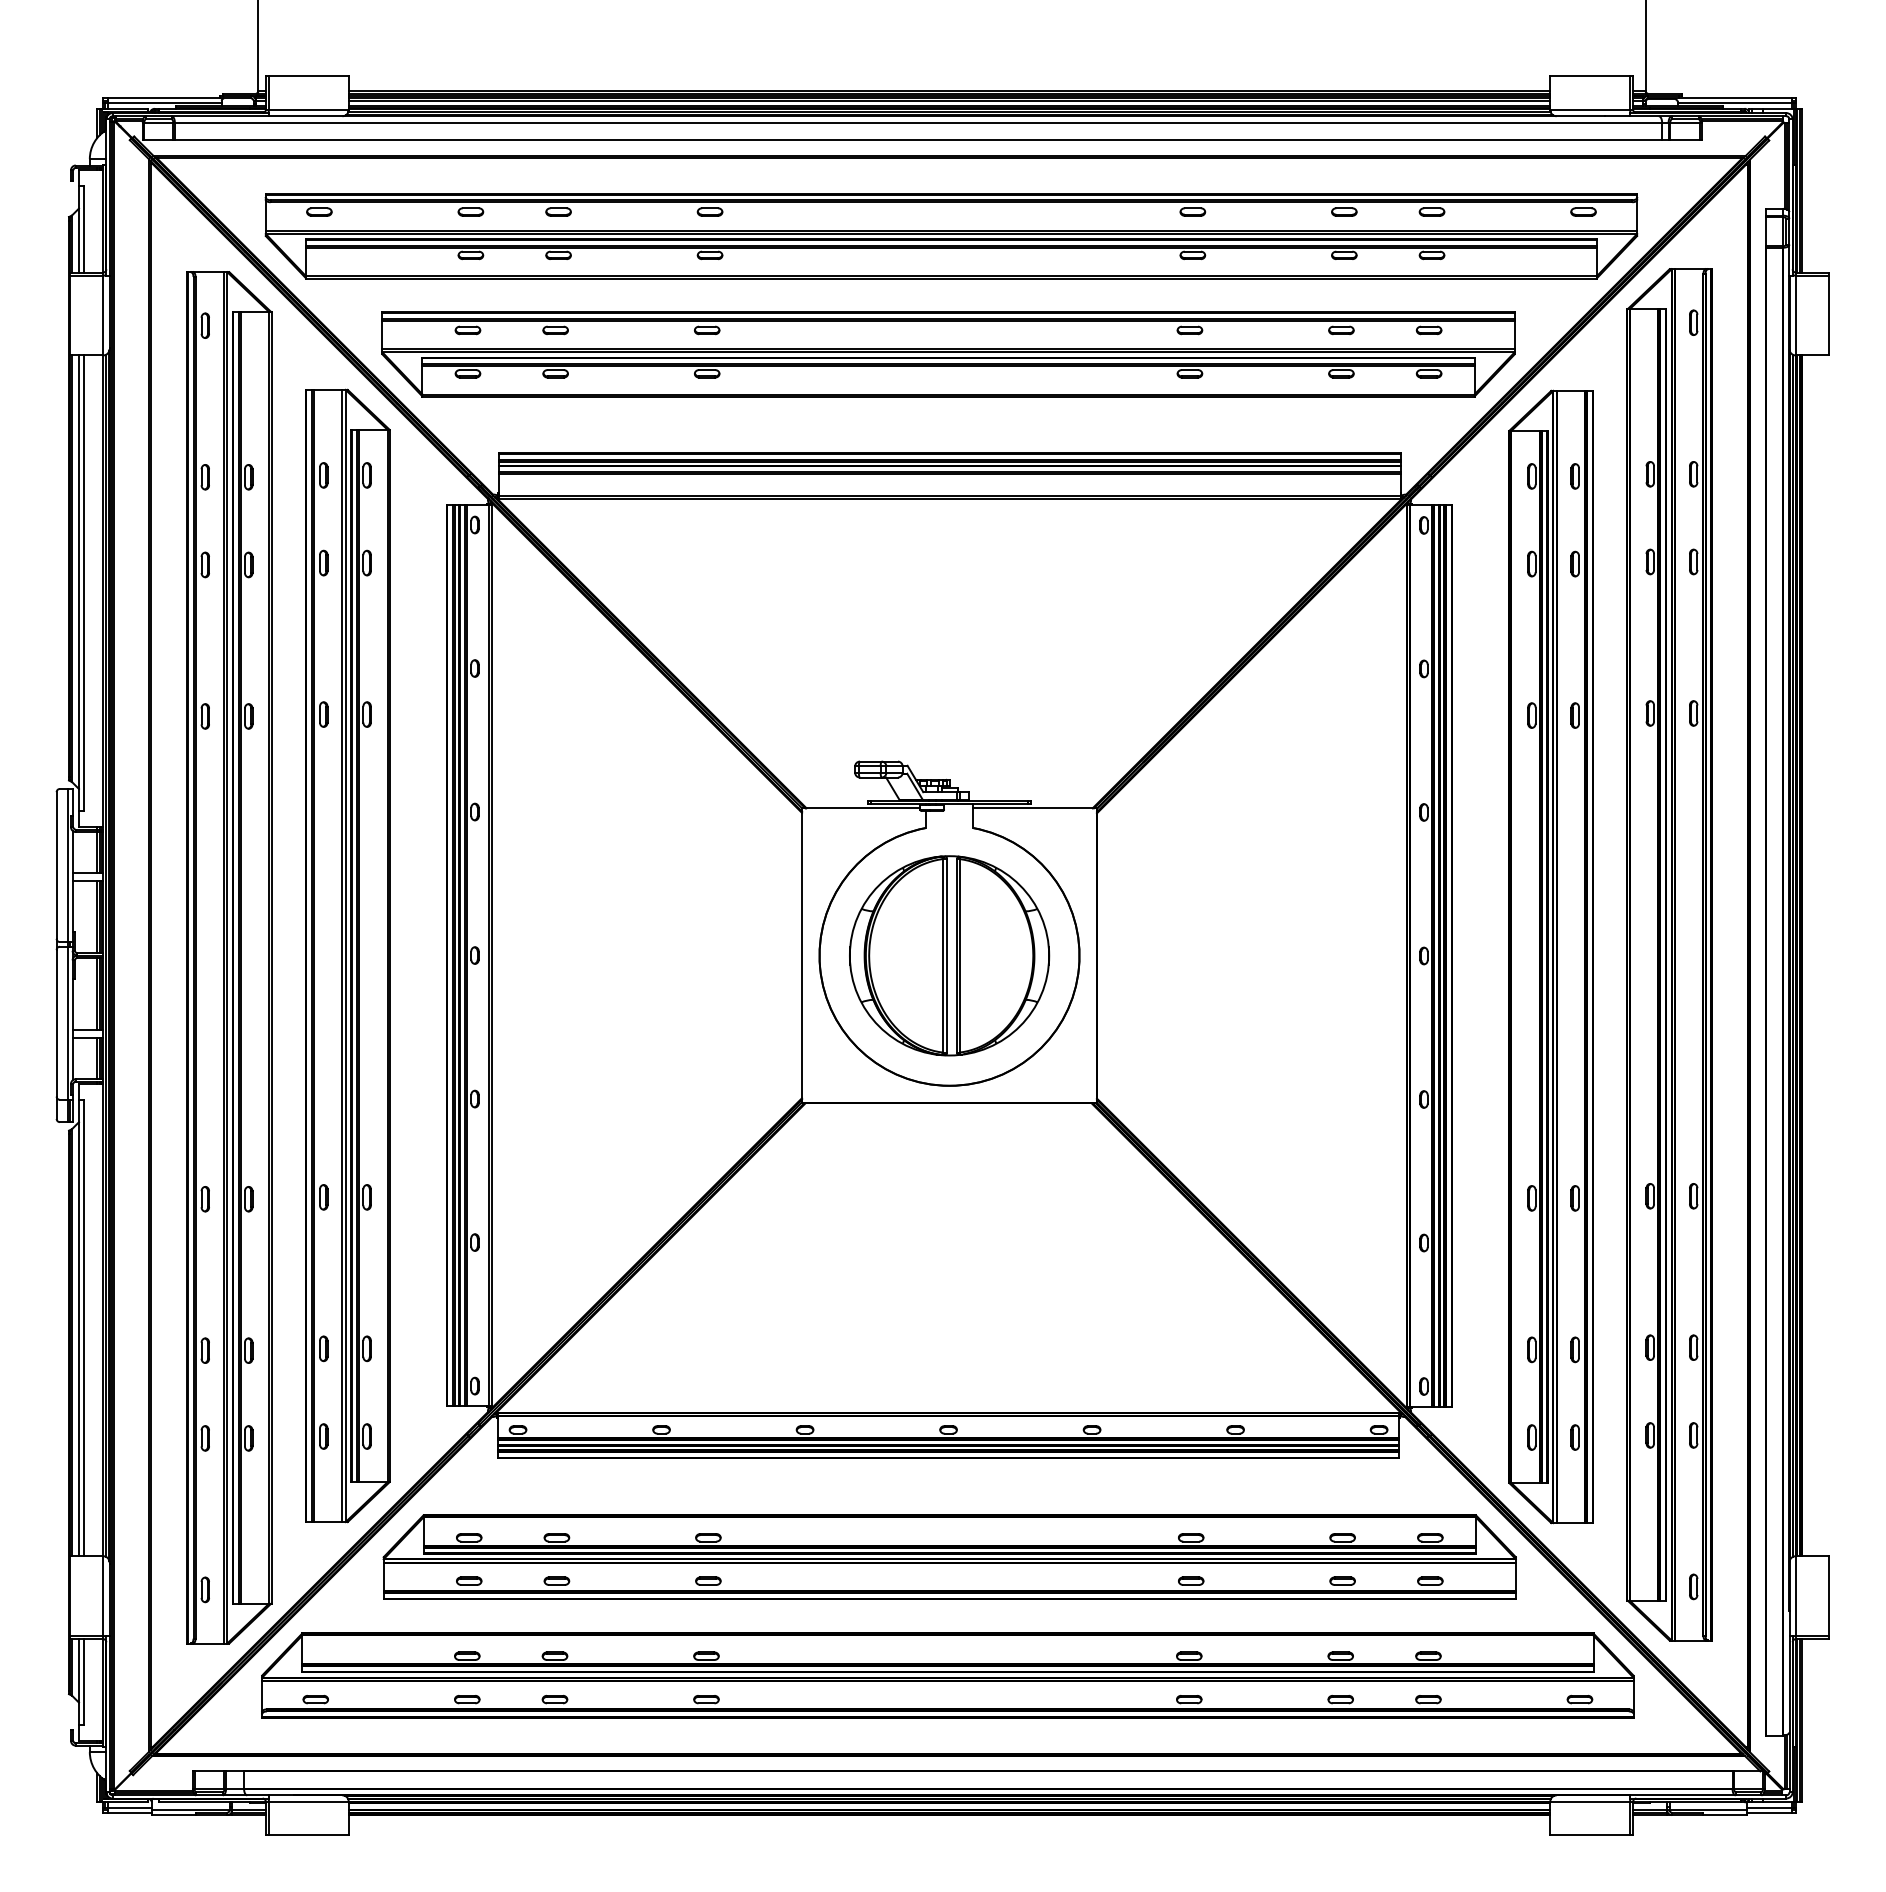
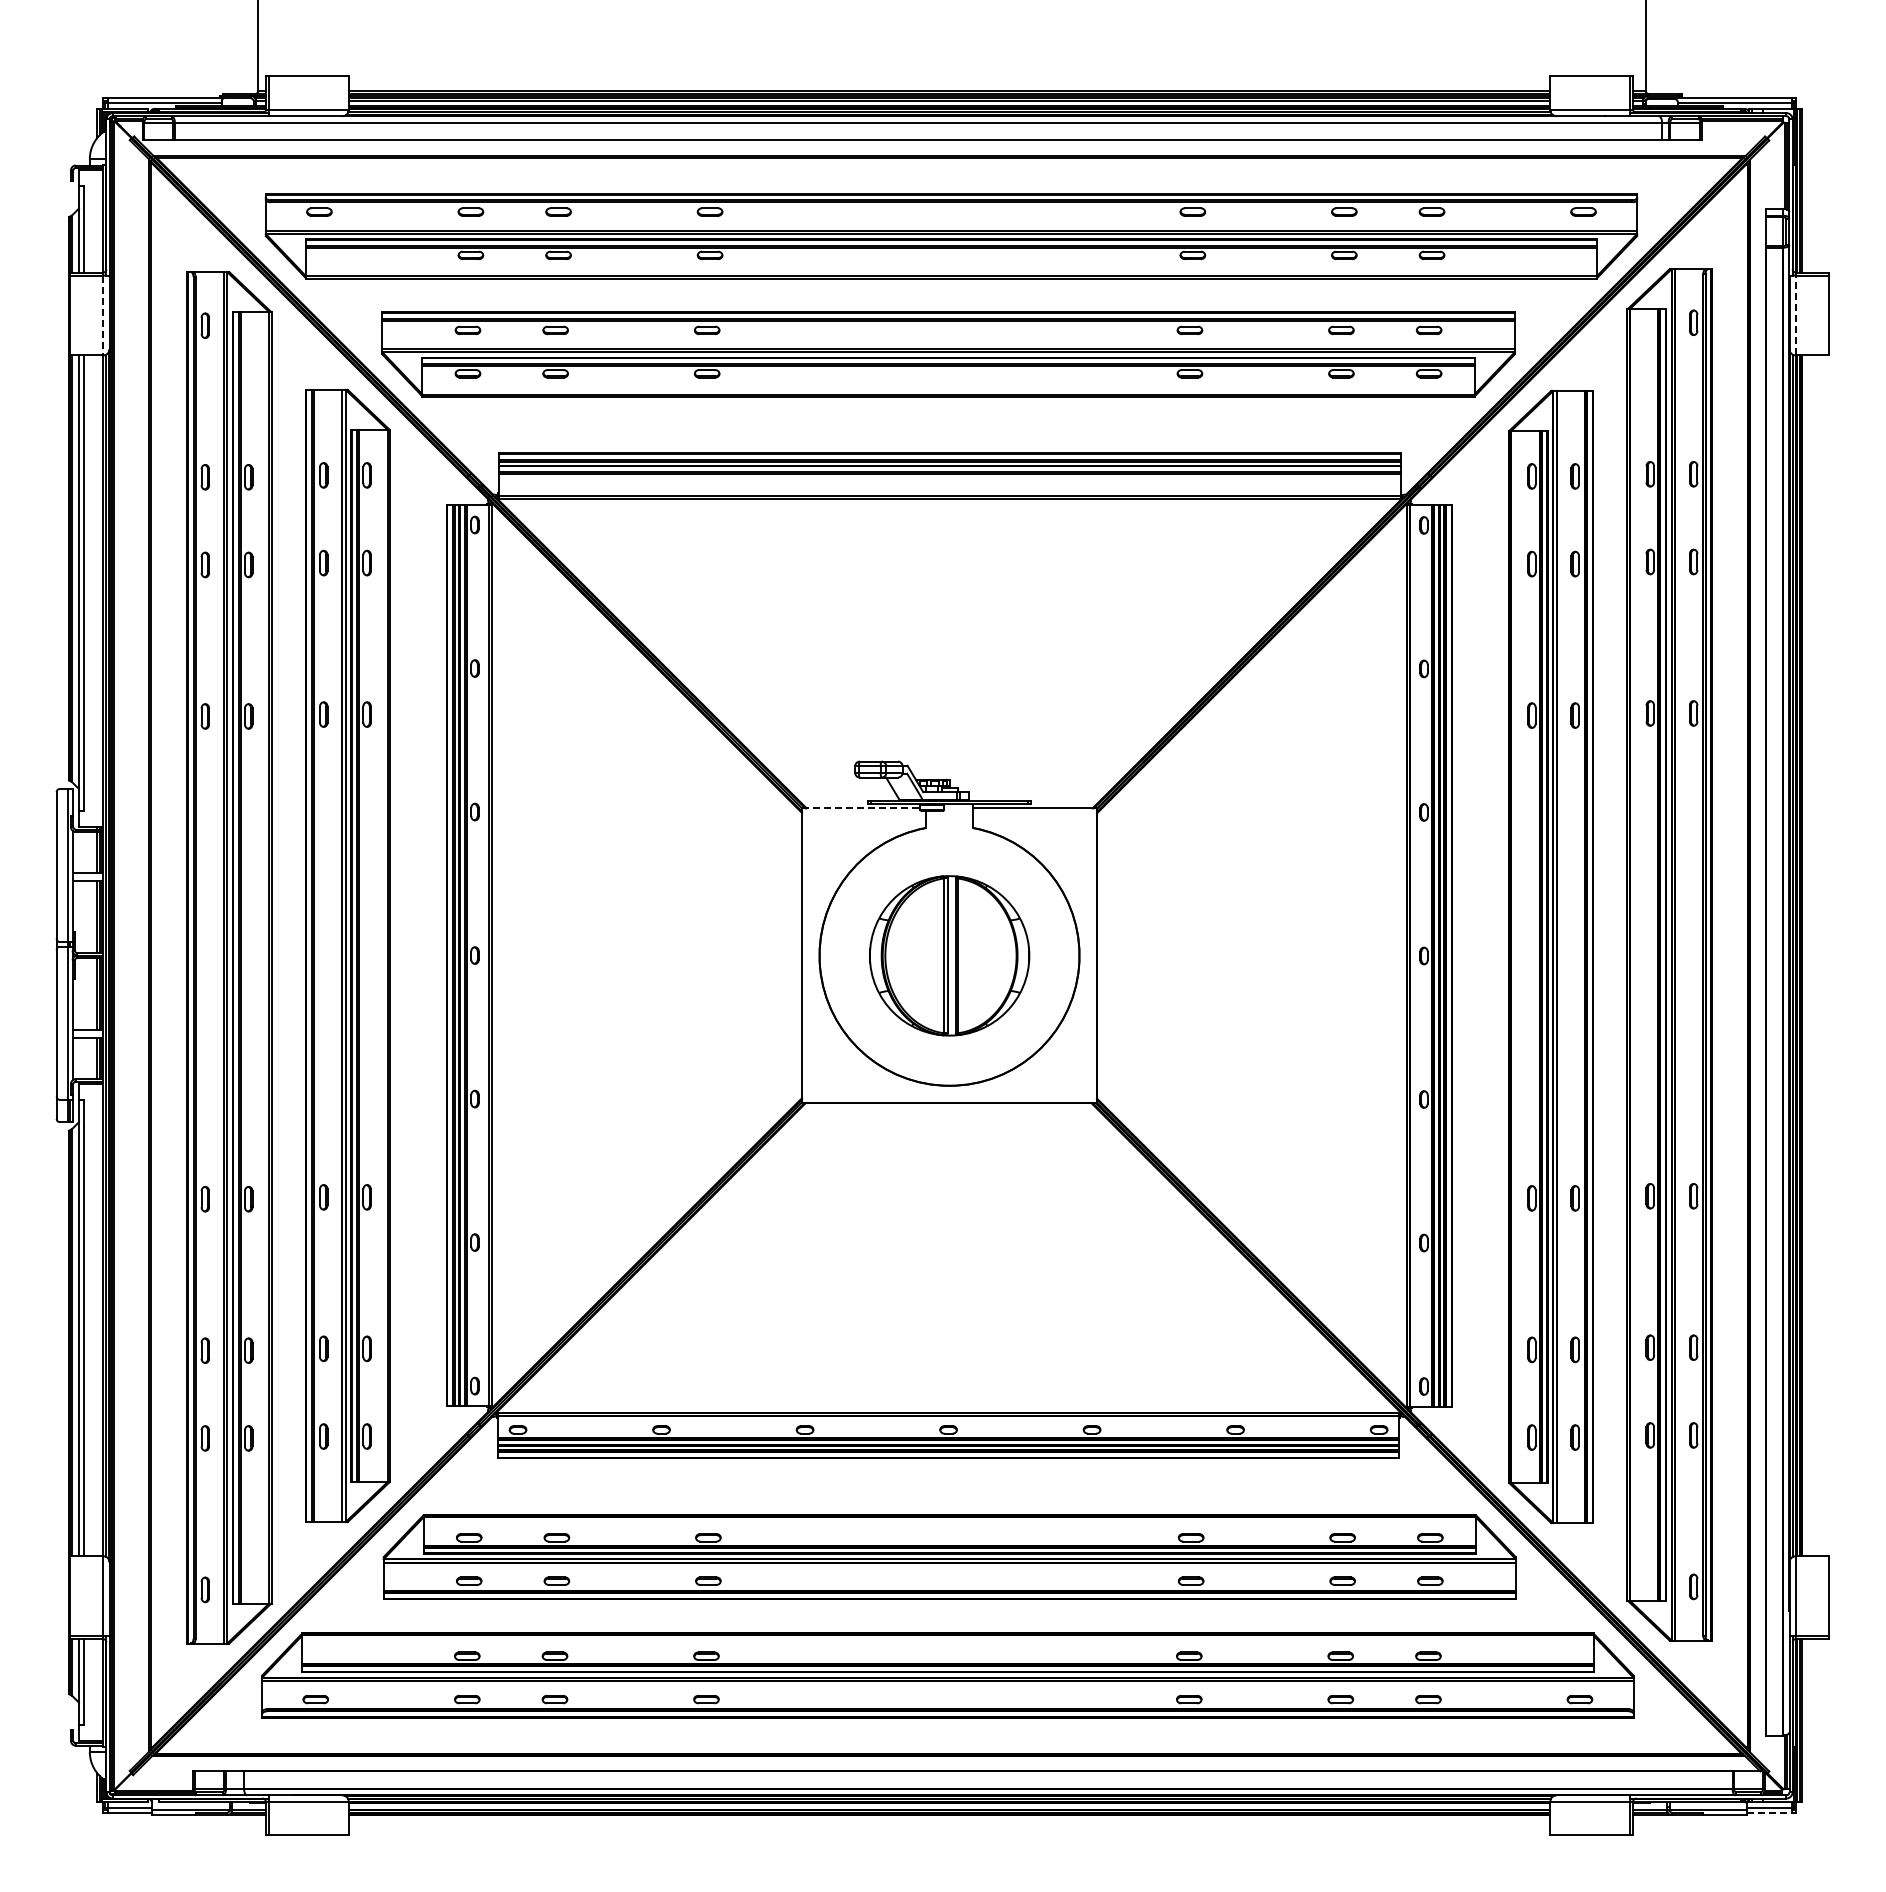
line: solid -> dashed (103, 315)
line: solid -> dashed (1795, 315)
line: solid -> dashed (861, 808)
part size: 202x202 px -> 162x162 px (949, 955)
line: solid -> dashed (1769, 1812)
